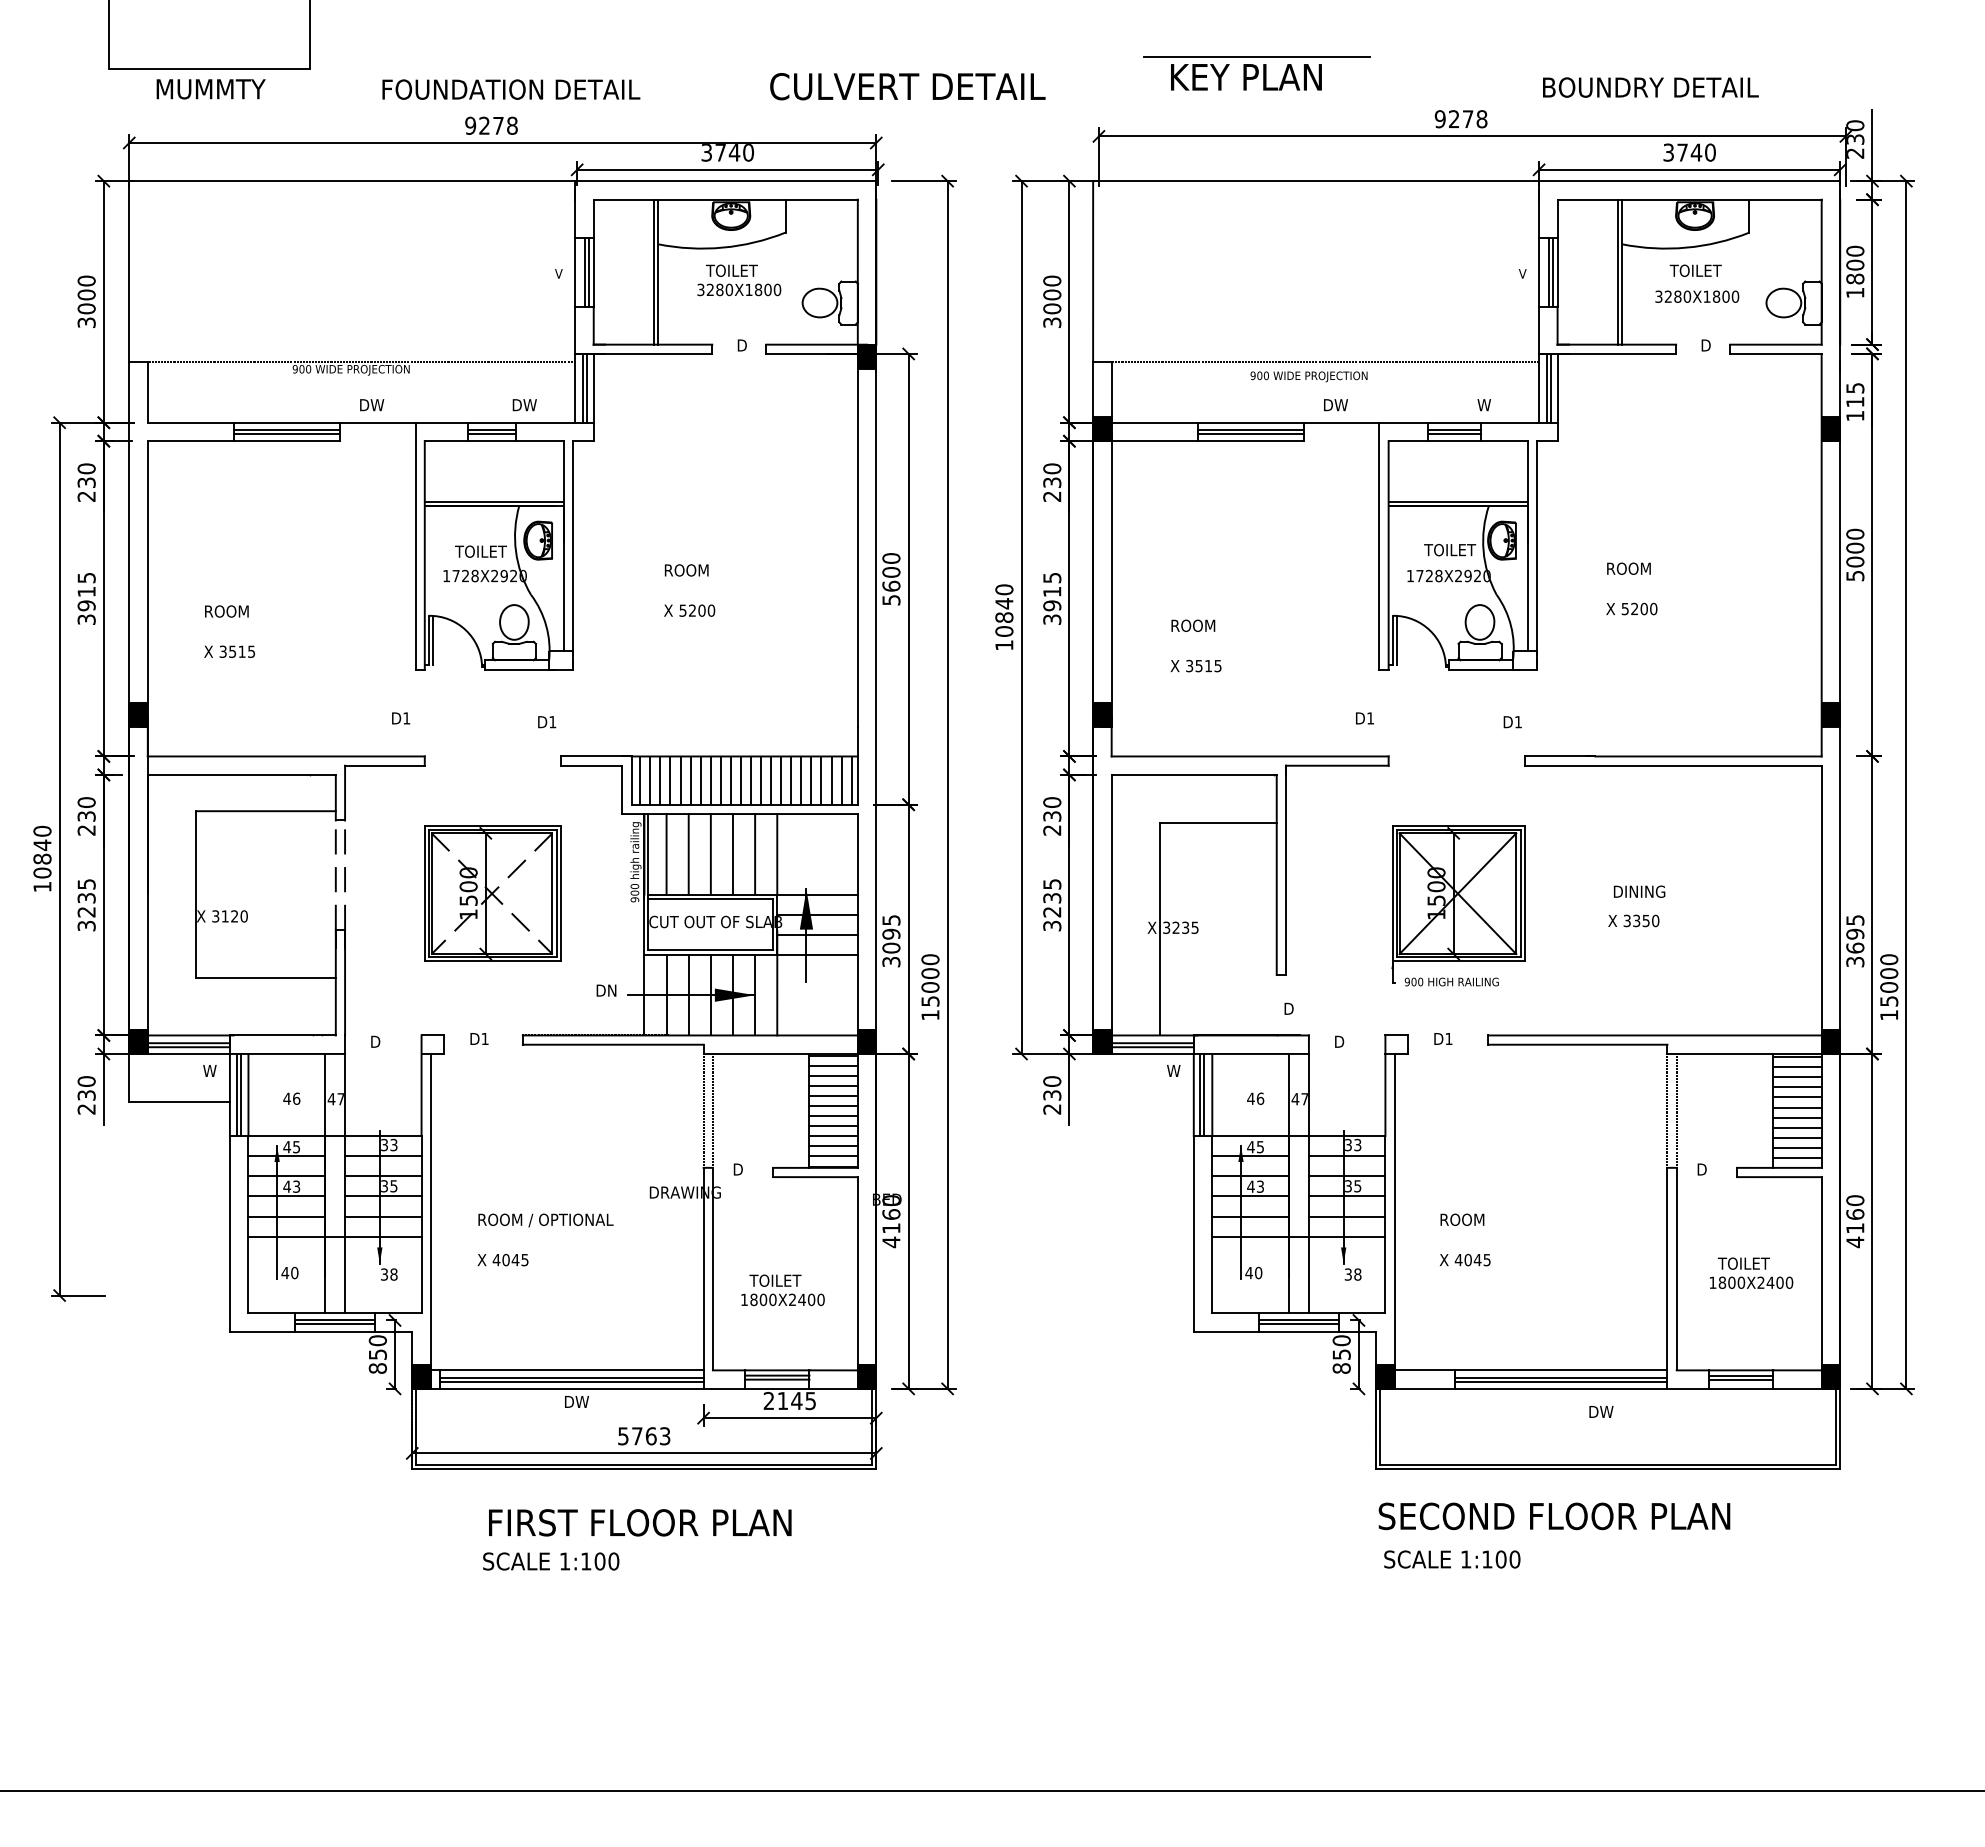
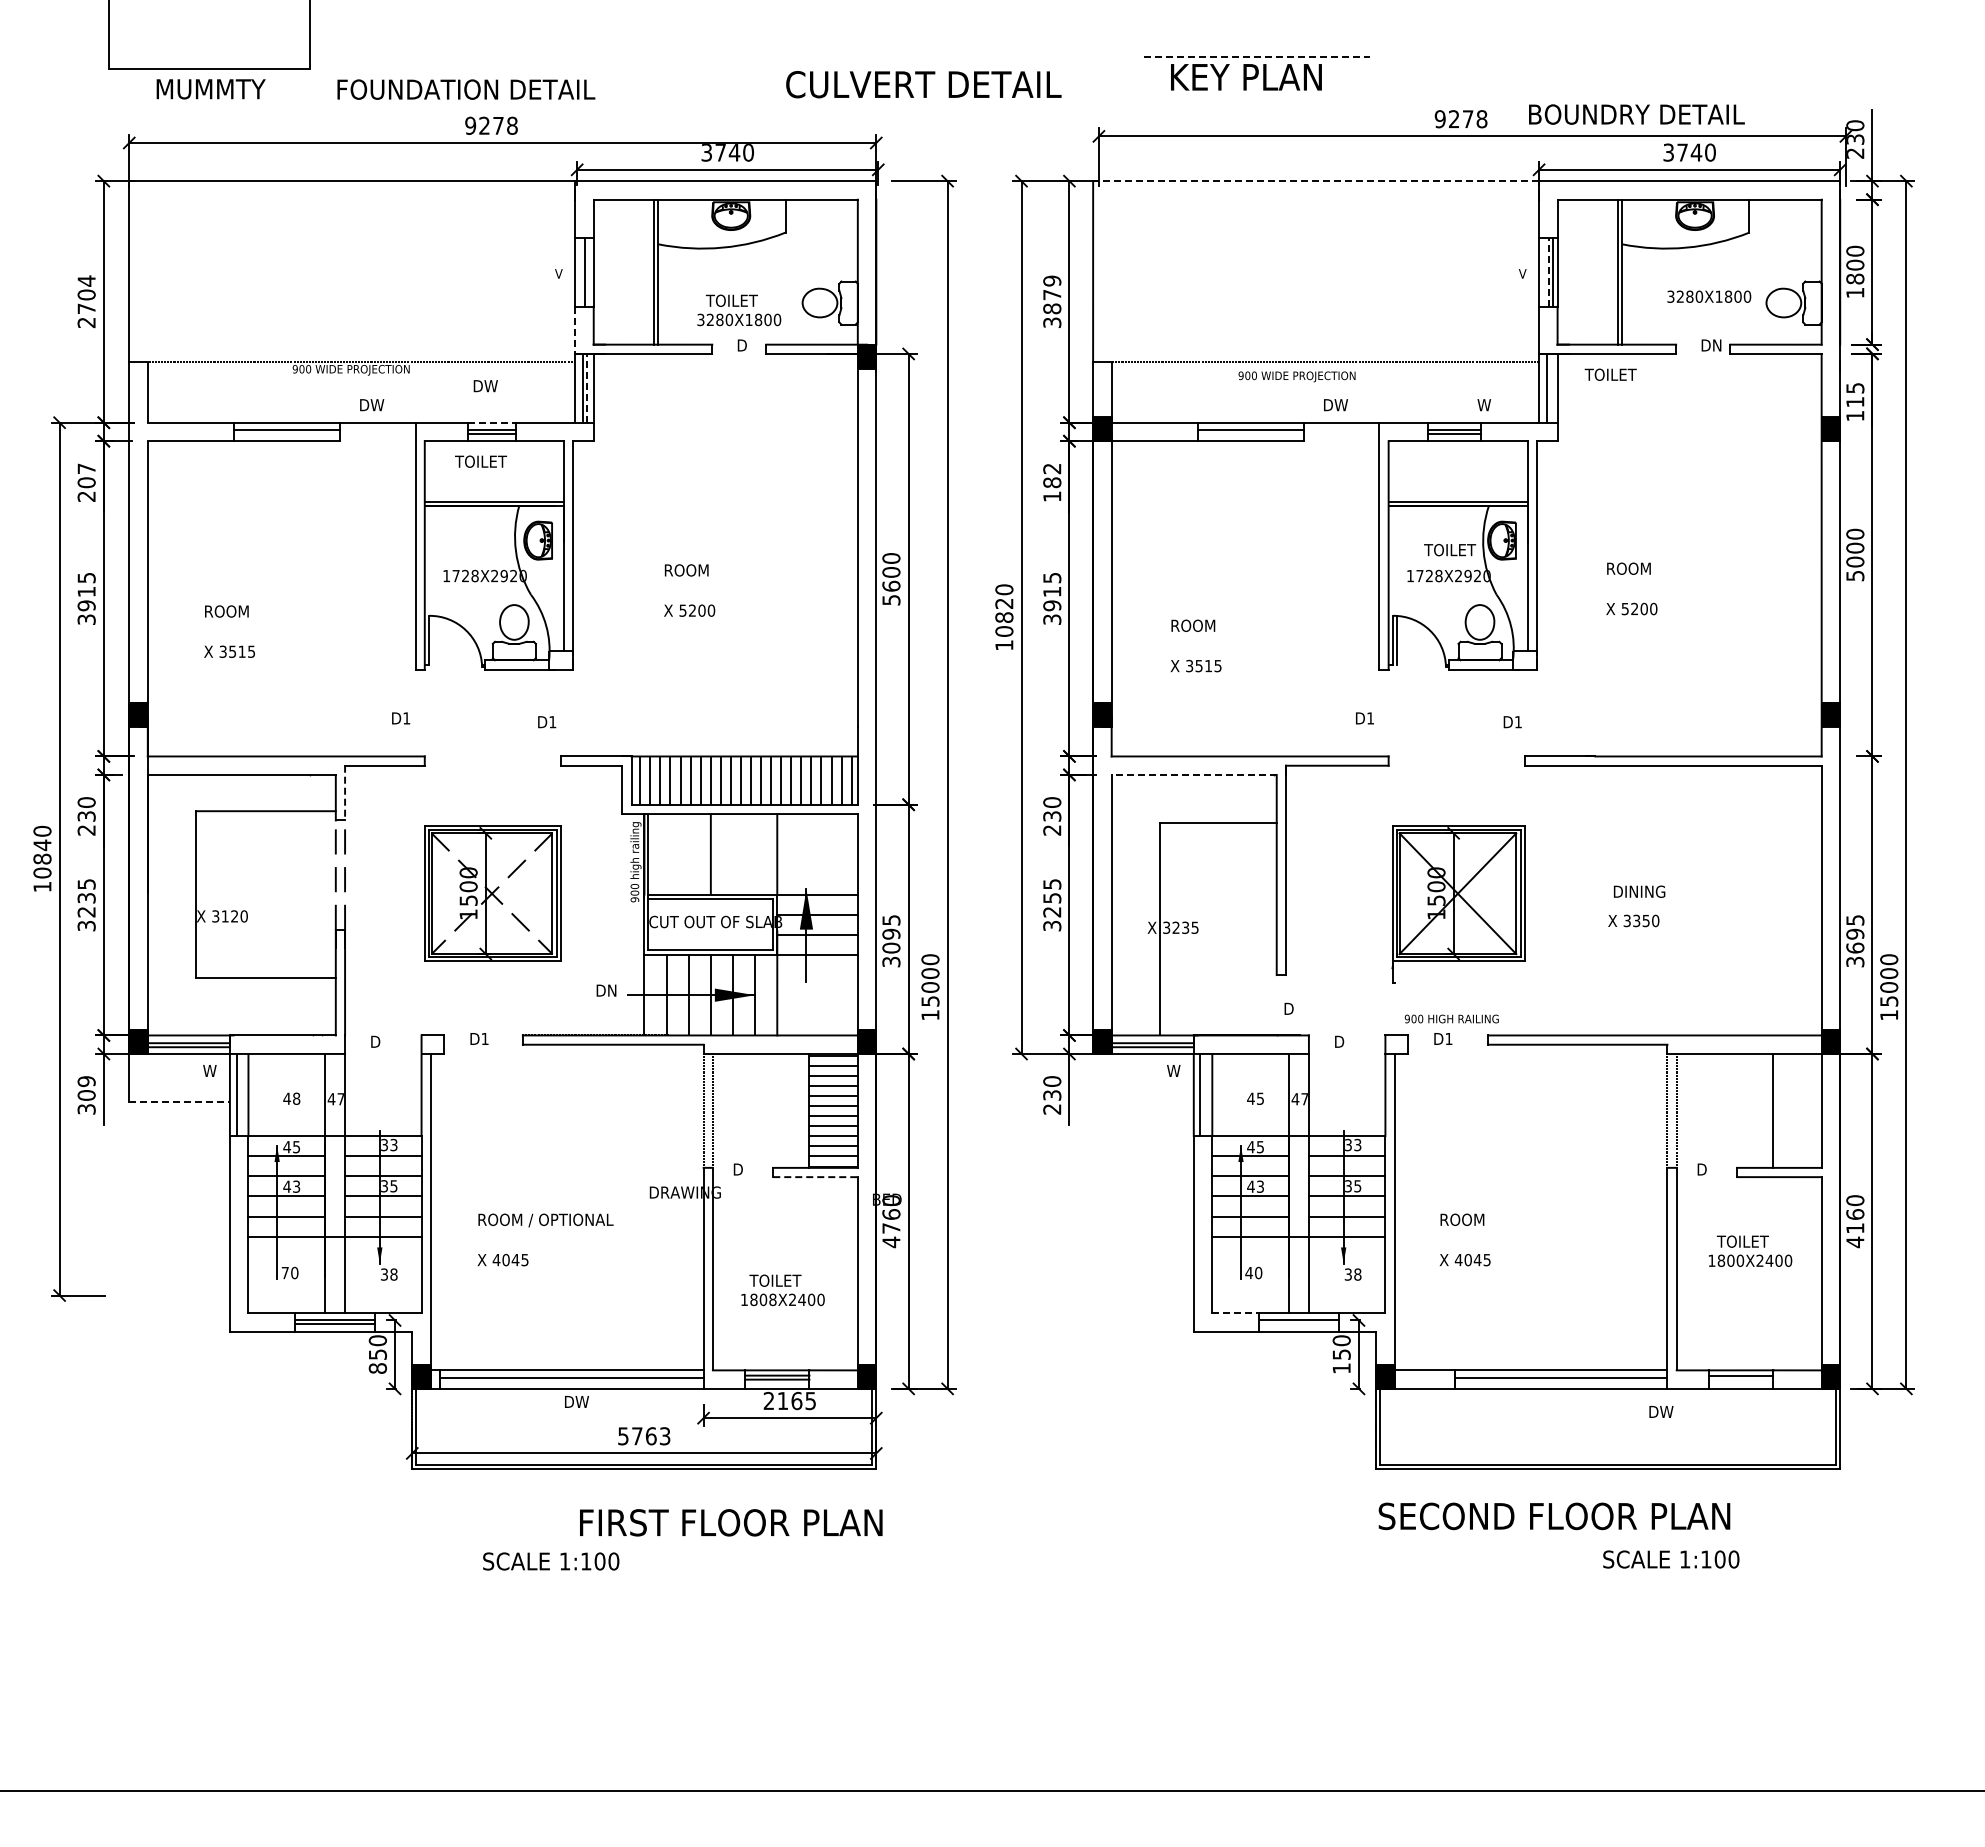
line: solid -> dashed (1256, 56)
text position: (907, 86) -> (923, 84) (923, 84)
text position: (1650, 87) -> (1636, 114) (1636, 114)
text position: (511, 89) -> (466, 89) (466, 89)
line: solid -> dashed (1316, 181)
text position: (1695, 270) -> (1610, 374) (1610, 374)
line: present -> none (588, 271)
line: solid -> dashed (1548, 271)
text position: (739, 280) -> (739, 310) (739, 310)
text: 3000 -> 3879 (1052, 294)
text position: (1697, 296) -> (1709, 296) (1709, 296)
text: 3000 -> 2704 (86, 301)
line: solid -> dashed (575, 330)
text: D -> DN (1717, 345)
text position: (1308, 376) -> (1296, 376) (1296, 376)
line: solid -> dashed (587, 387)
line: present -> none (1551, 387)
text position: (524, 405) -> (485, 386) (485, 386)
line: solid -> dashed (491, 422)
line: present -> none (287, 433)
line: present -> none (1251, 433)
text: 230 -> 207 (86, 475)
text: 230 -> 182 (1052, 482)
text position: (480, 551) -> (480, 461) (480, 461)
text: 10840 -> 10820 (1004, 603)
line: present -> none (433, 639)
line: solid -> dashed (1194, 774)
line: solid -> dashed (345, 793)
line: present -> none (666, 854)
line: present -> none (688, 854)
line: present -> none (732, 854)
line: present -> none (755, 854)
text: 3235 -> 3255 (1051, 897)
text position: (1451, 981) -> (1451, 1018) (1451, 1018)
line: present -> none (240, 1094)
line: present -> none (1204, 1094)
text: 230 -> 309 (86, 1095)
text: 46 -> 48 (296, 1098)
text: 46 -> 45 (1260, 1098)
line: solid -> dashed (180, 1102)
hatch: present -> none (1797, 1107)
line: solid -> dashed (816, 1177)
text: 4160 -> 4760 (891, 1228)
text: 40 -> 70 (285, 1272)
text position: (1751, 1272) -> (1750, 1250) (1750, 1250)
text: 1800X2400 -> 1808X2400 (772, 1299)
line: solid -> dashed (1236, 1313)
line: present -> none (1298, 1324)
text: 850 -> 150 (1341, 1368)
line: present -> none (1740, 1379)
line: present -> none (571, 1381)
line: present -> none (1561, 1381)
text: 2145 -> 2165 (796, 1400)
text position: (1601, 1411) -> (1661, 1411) (1661, 1411)
text position: (640, 1522) -> (731, 1522) (731, 1522)
text position: (1452, 1559) -> (1671, 1559) (1671, 1559)
